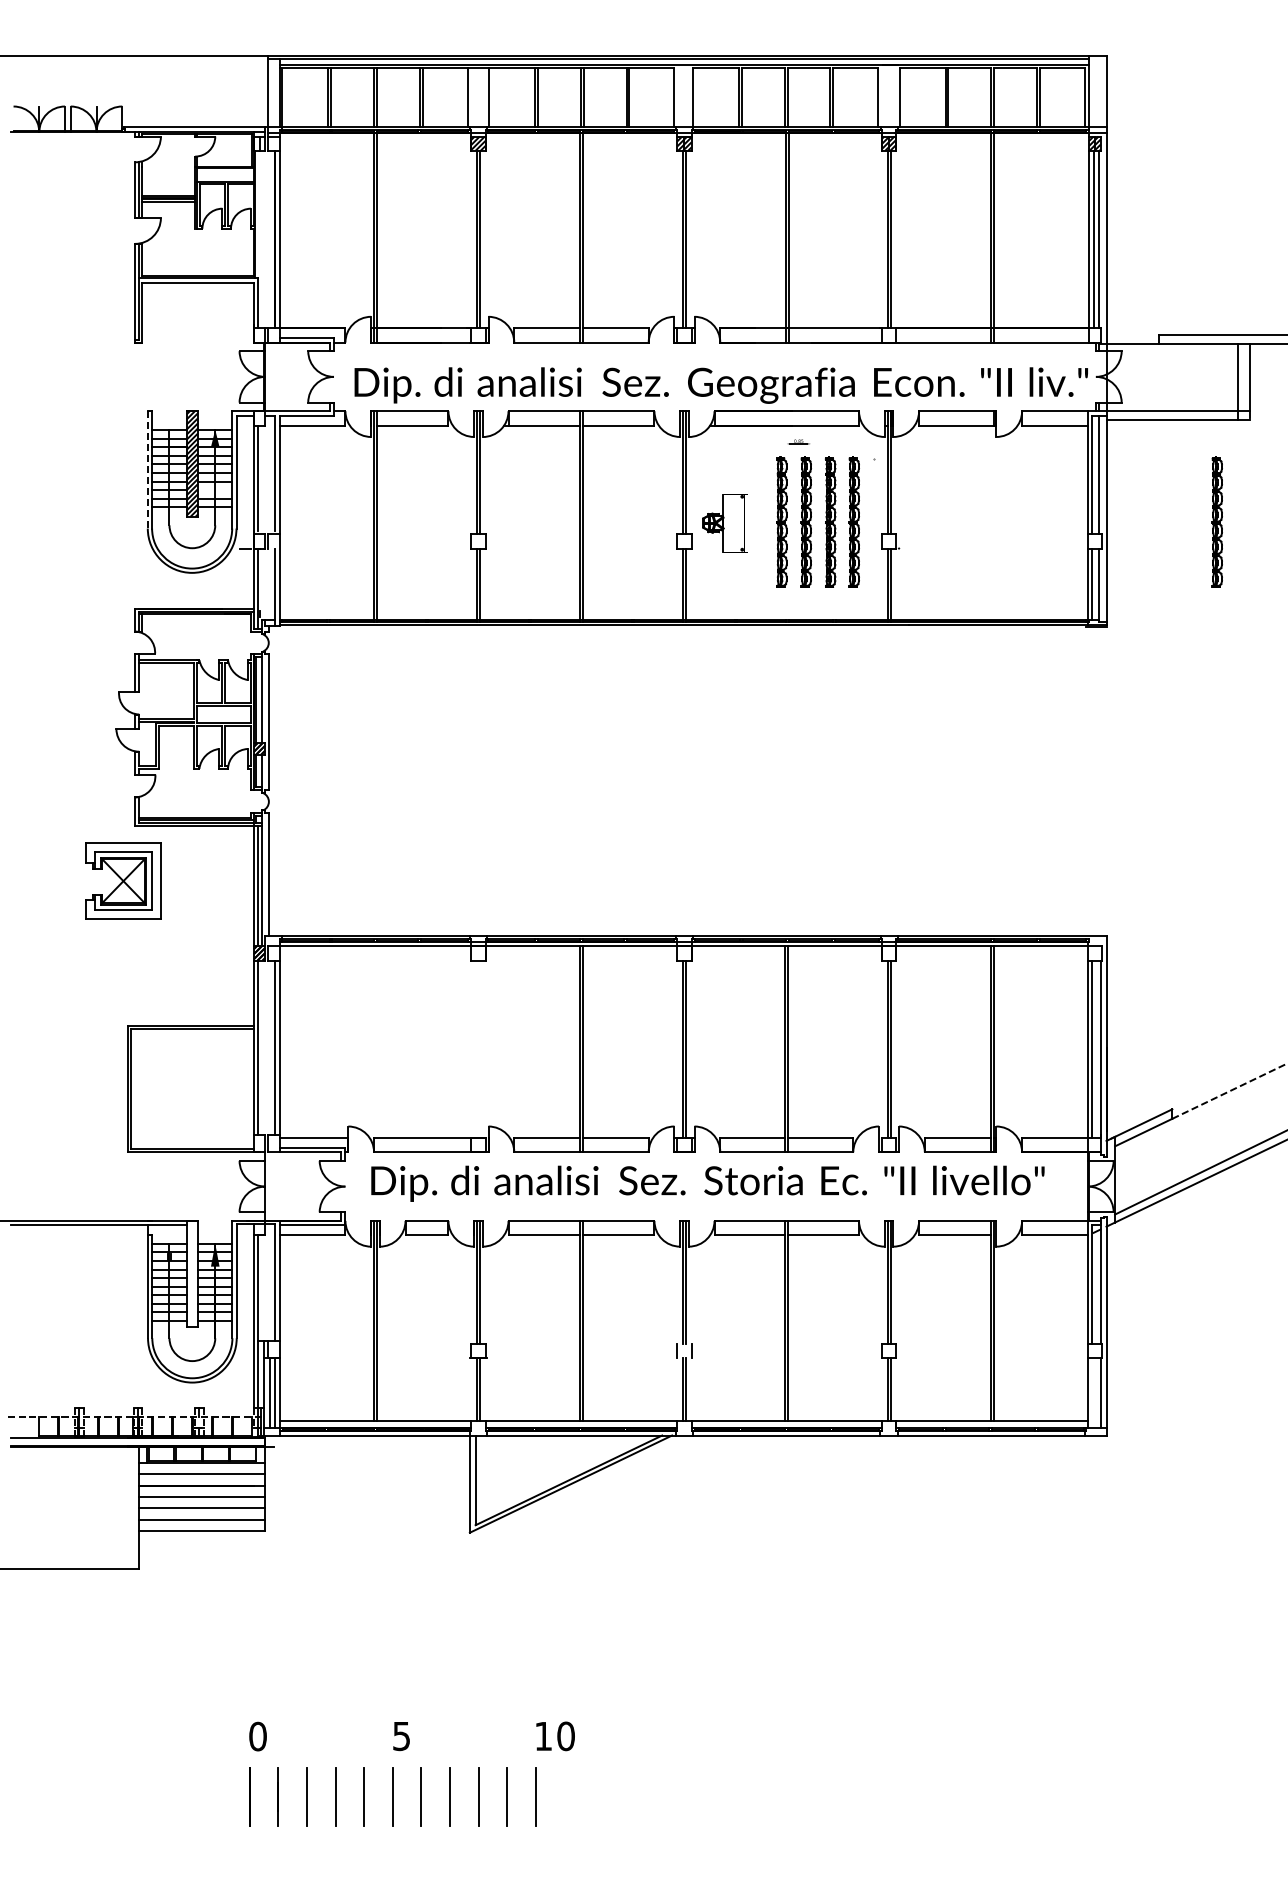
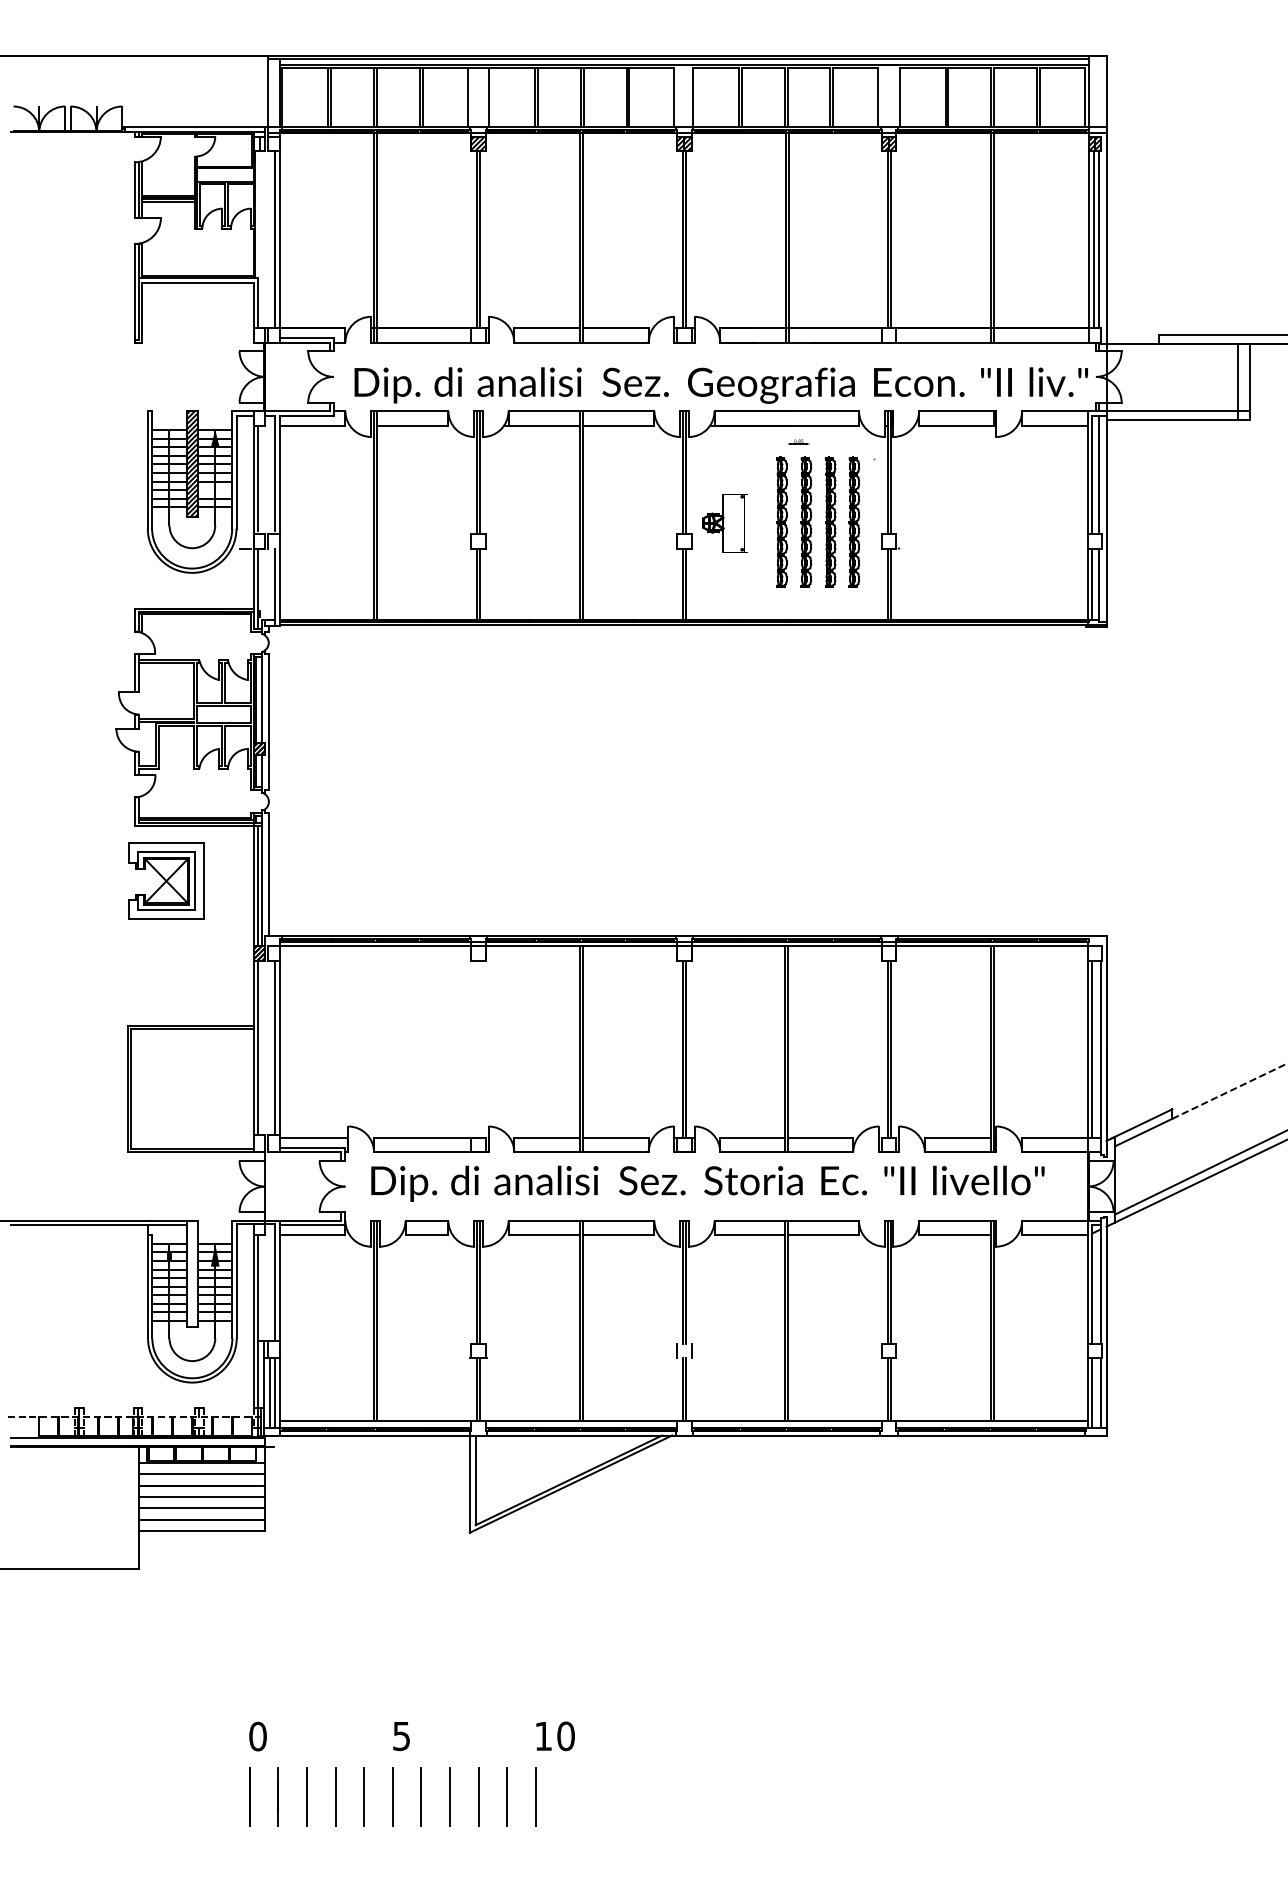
line: dashed -> solid (147, 469)
part: present -> none (1216, 521)
part position: (123, 880) -> (166, 880) (166, 880)
line: none -> present (1092, 1393)
